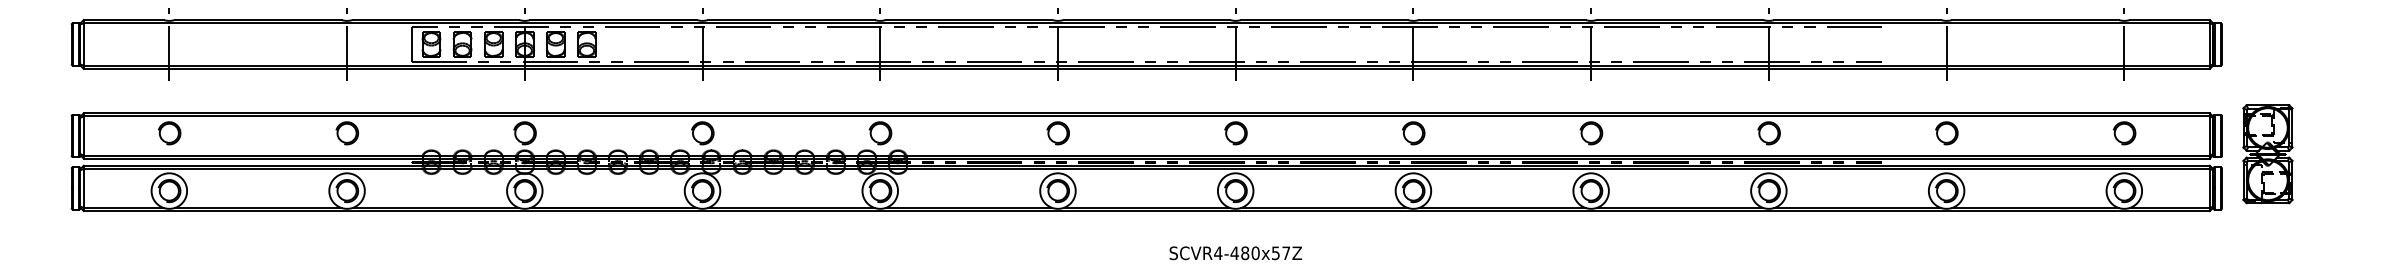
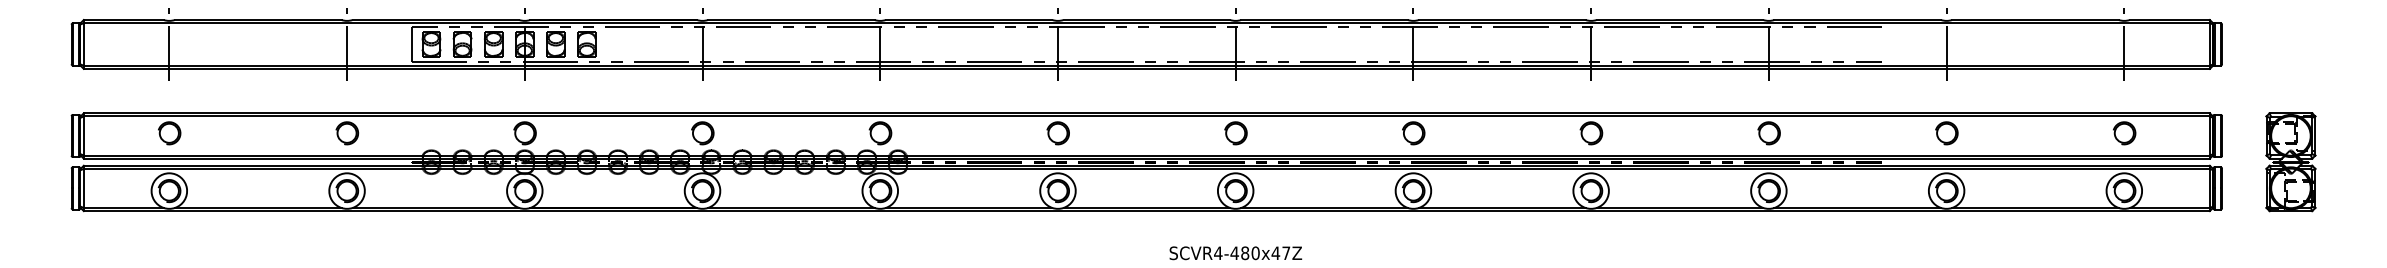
part position: (2267, 154) -> (2290, 162) (2290, 162)
text: SCVR4-480x57Z -> SCVR4-480x47Z (1275, 253)
